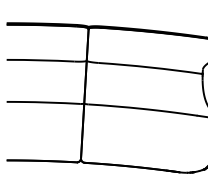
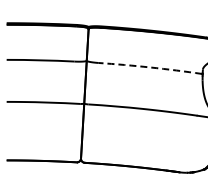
arc: solid -> dashed (150, 67)
